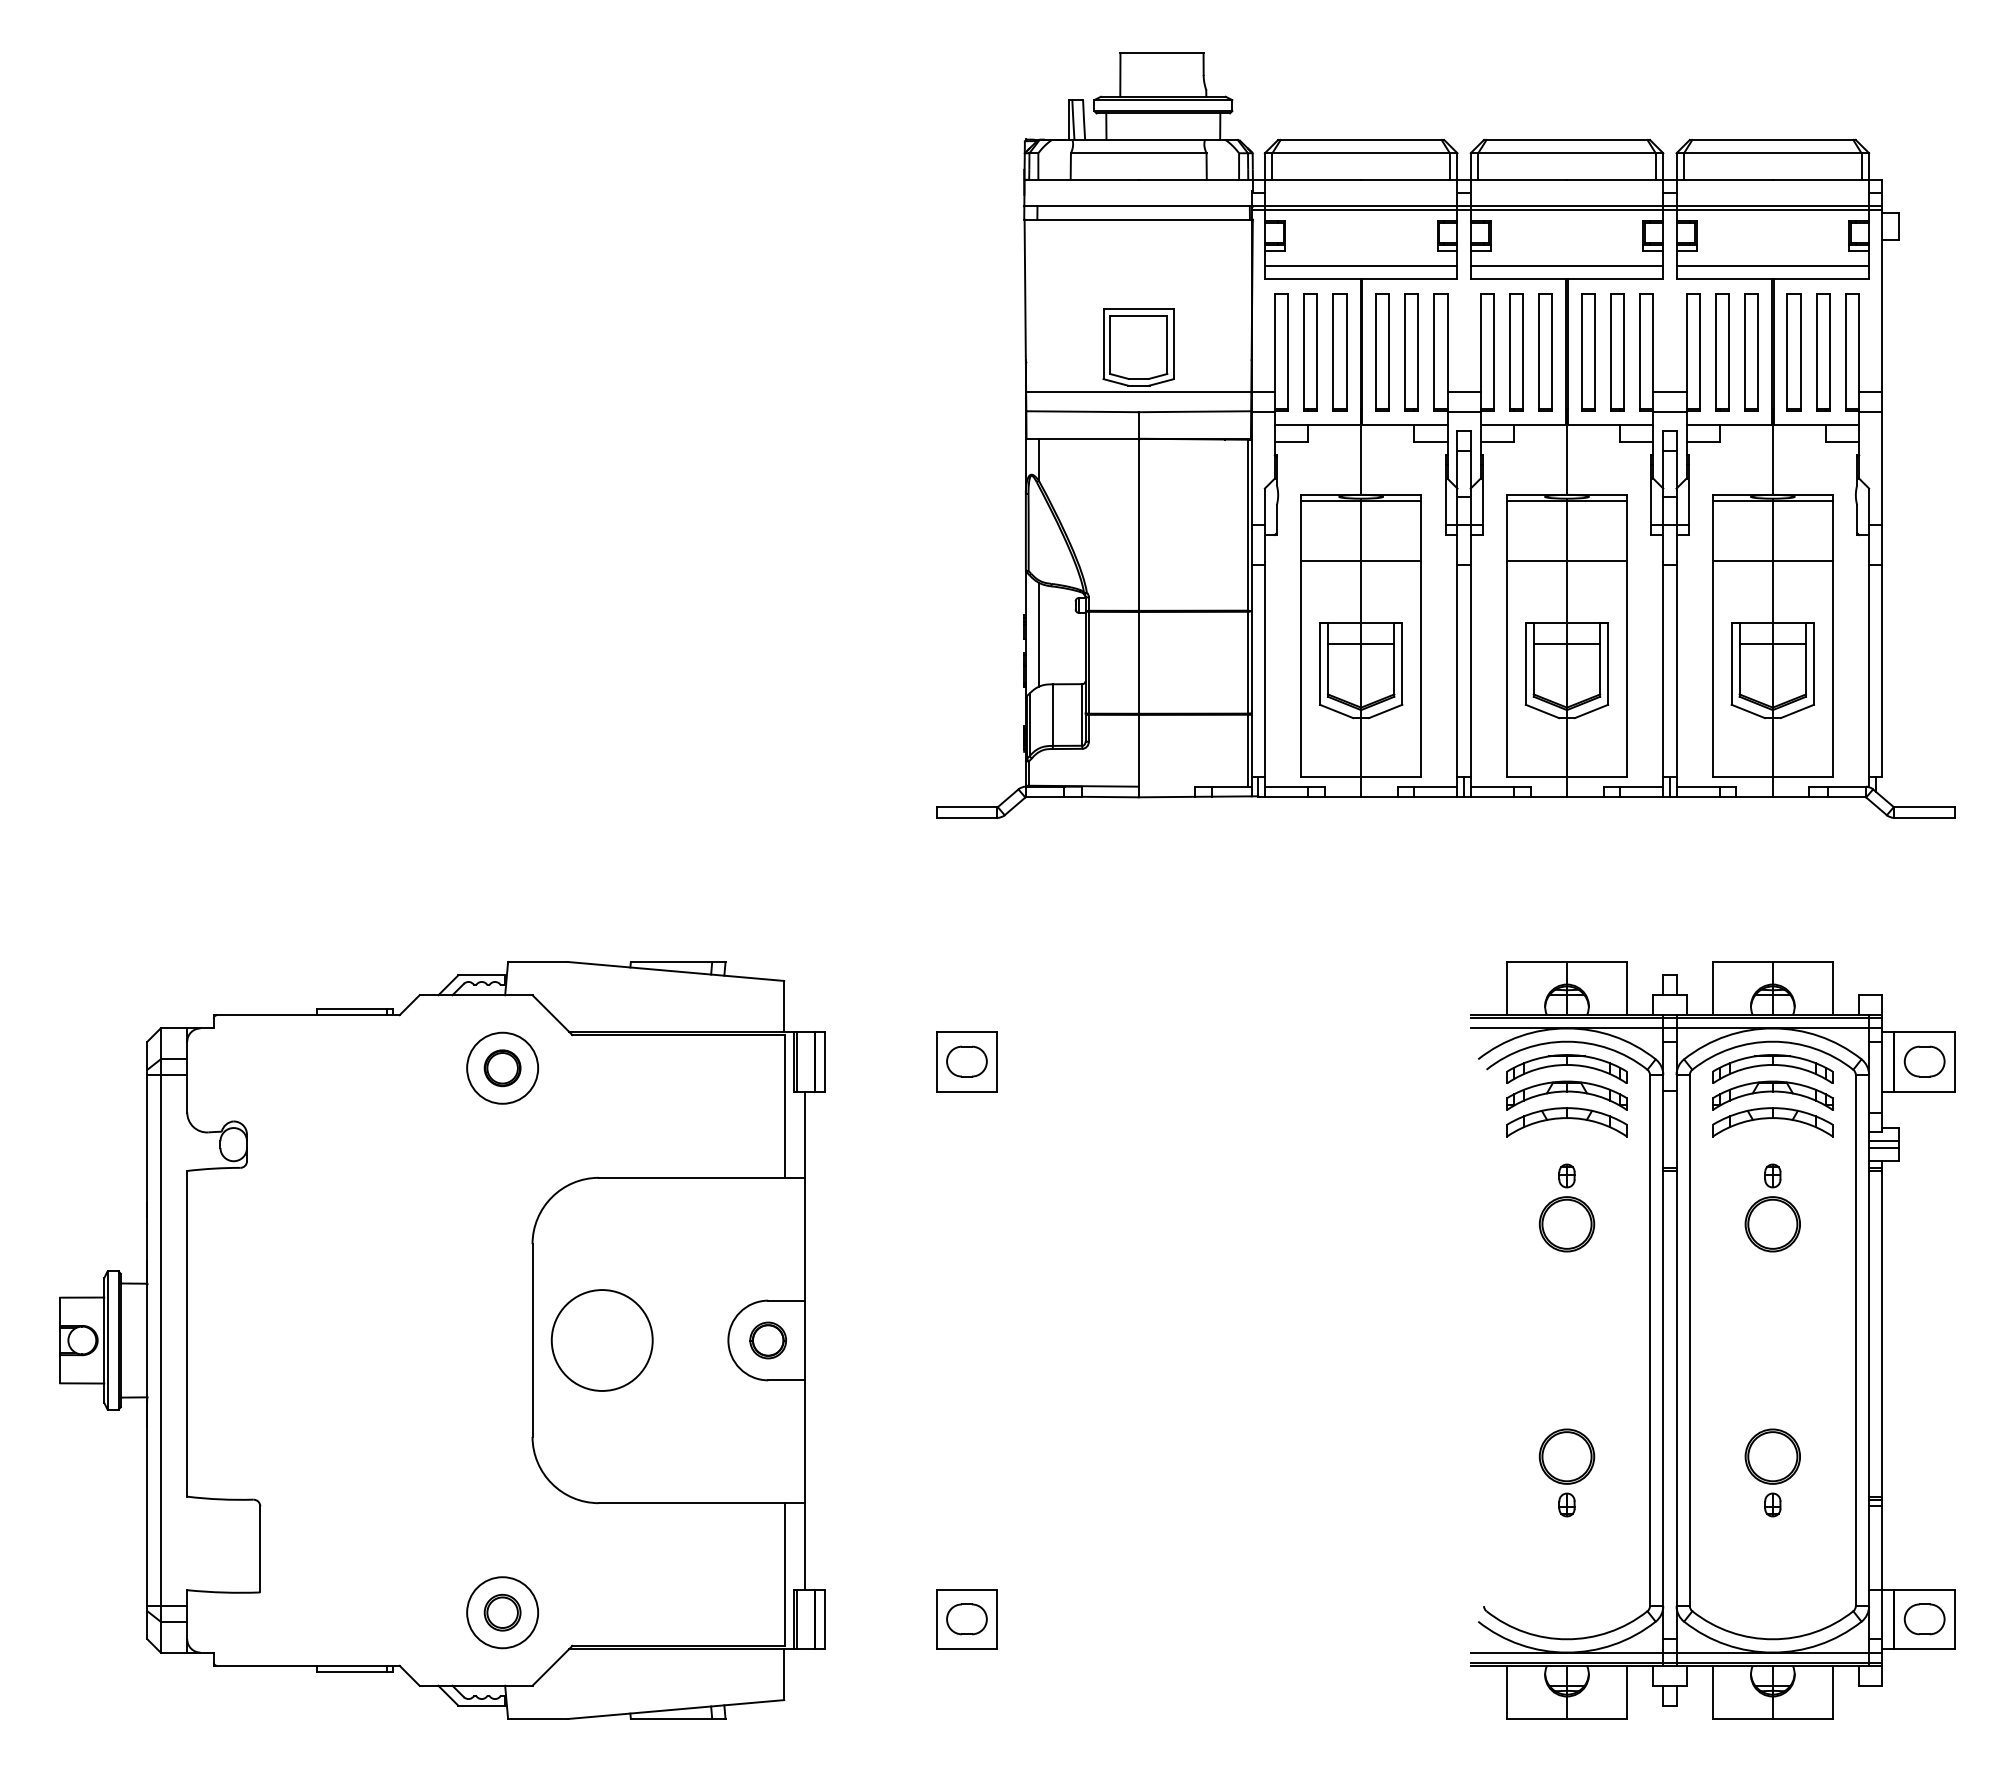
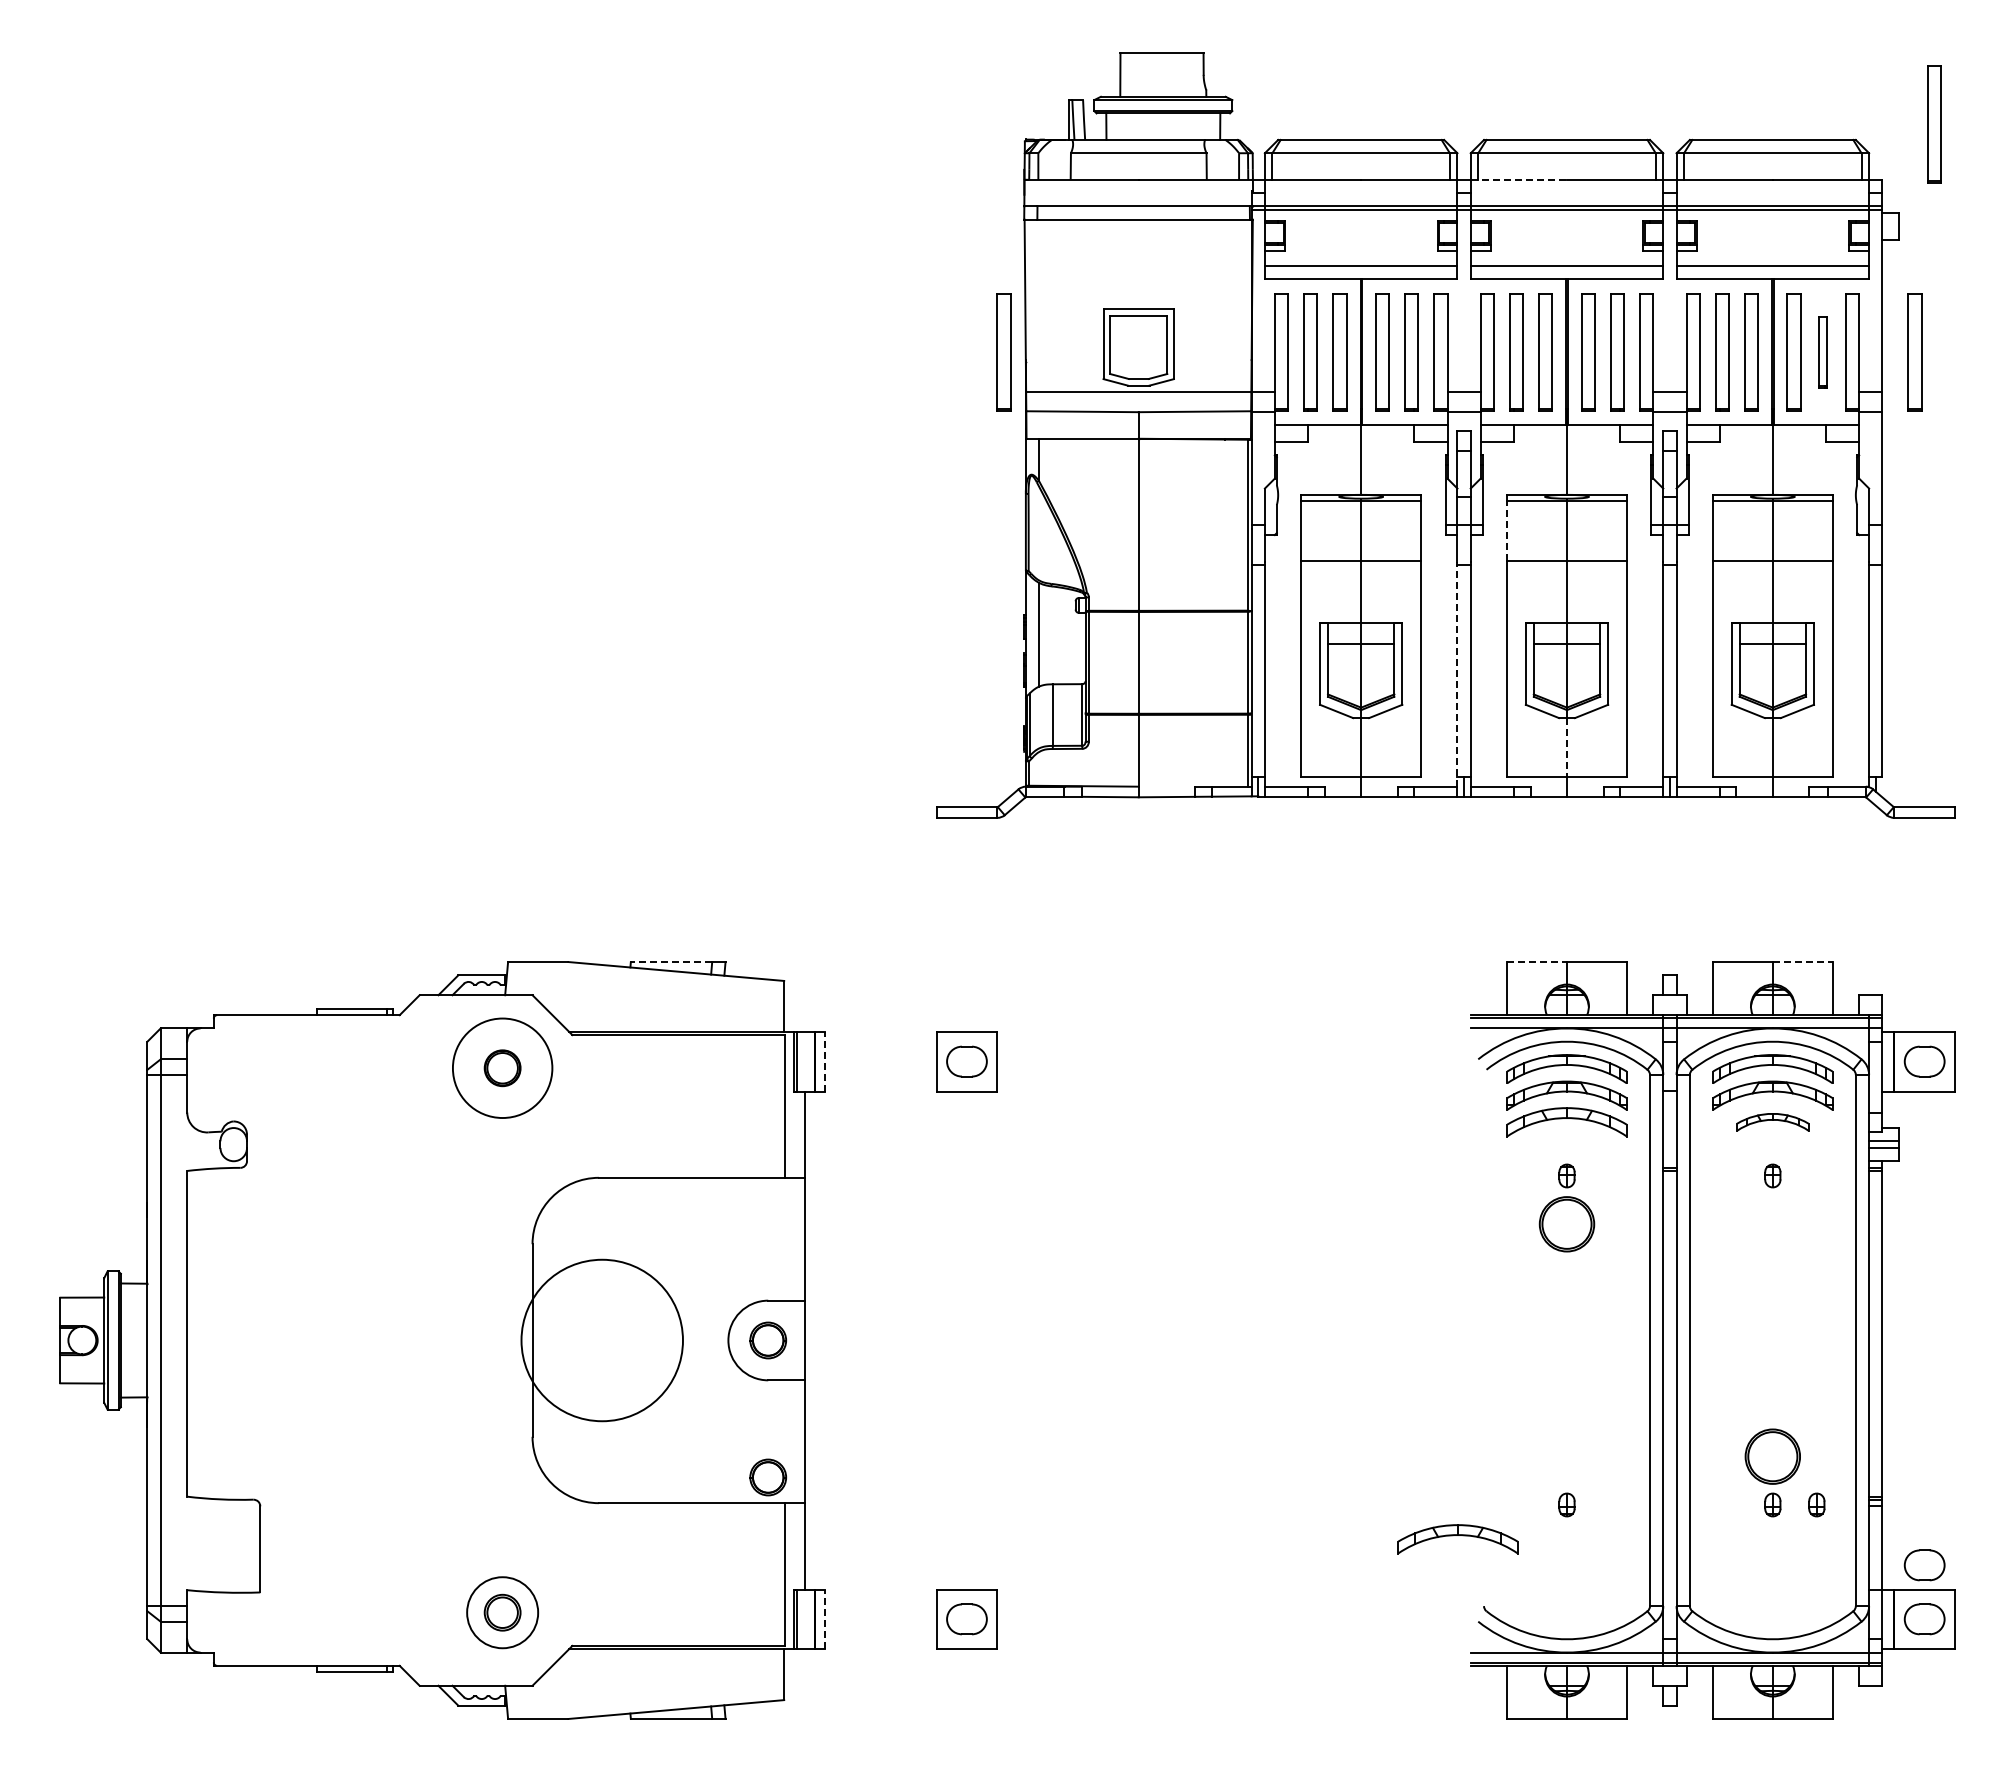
part: none -> present (1934, 124)
line: solid -> dashed (1519, 179)
part: none -> present (1003, 352)
part size: 15x119 px -> 10x73 px (1822, 352)
part: none -> present (1914, 352)
line: solid -> dashed (1507, 530)
line: solid -> dashed (1457, 674)
line: solid -> dashed (1567, 747)
line: solid -> dashed (671, 962)
line: solid -> dashed (1537, 962)
line: solid -> dashed (1802, 962)
line: solid -> dashed (825, 1061)
circle diameter: 71 px -> 99 px (502, 1068)
part size: 122x31 px -> 74x19 px (1772, 1122)
part: present -> none (1772, 1224)
circle diameter: 101 px -> 161 px (601, 1340)
part: present -> none (1566, 1456)
part: none -> present (768, 1477)
part: none -> present (1816, 1504)
part: none -> present (1457, 1539)
part: none -> present (1924, 1565)
line: solid -> dashed (825, 1619)
